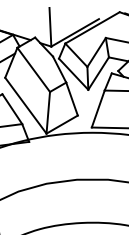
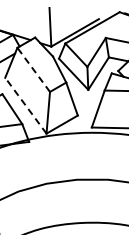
line: solid -> dashed (33, 69)
line: solid -> dashed (25, 105)
